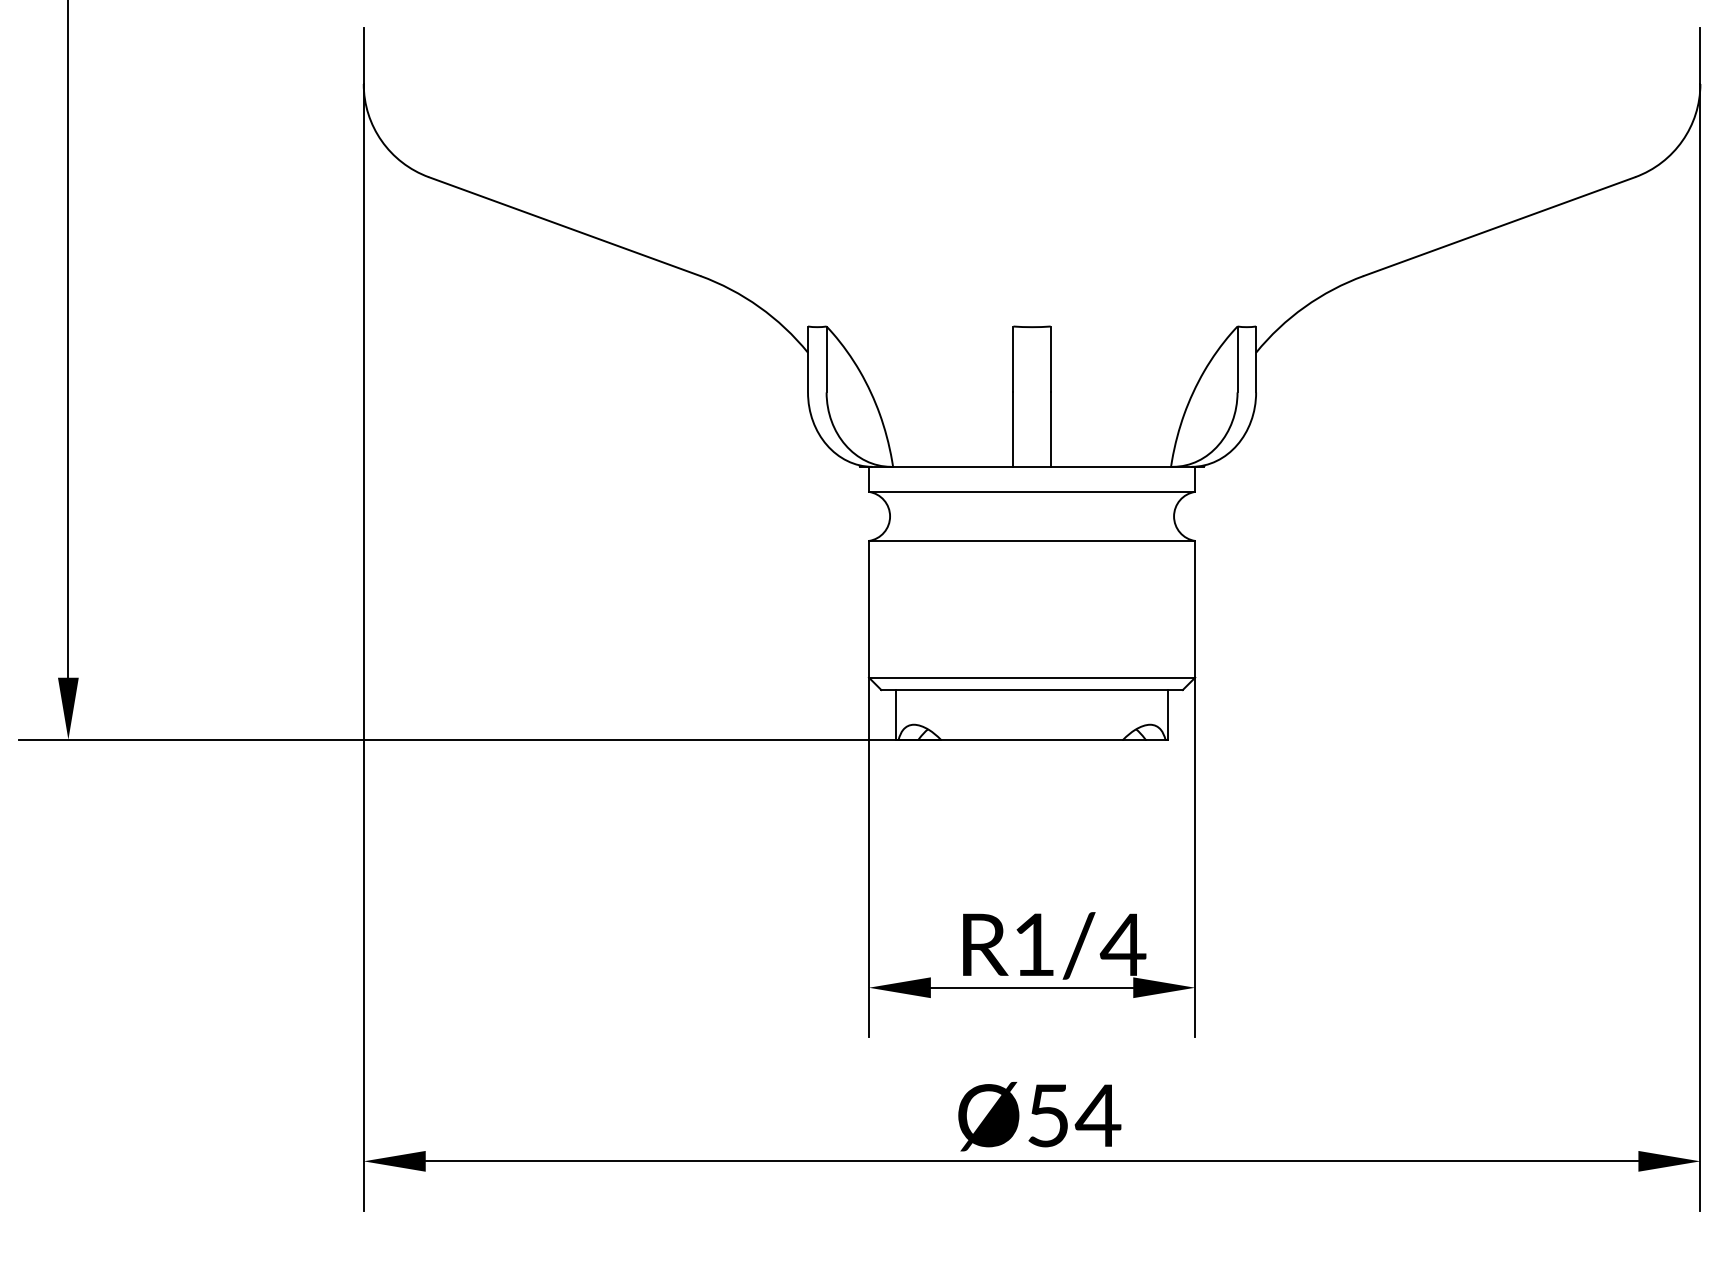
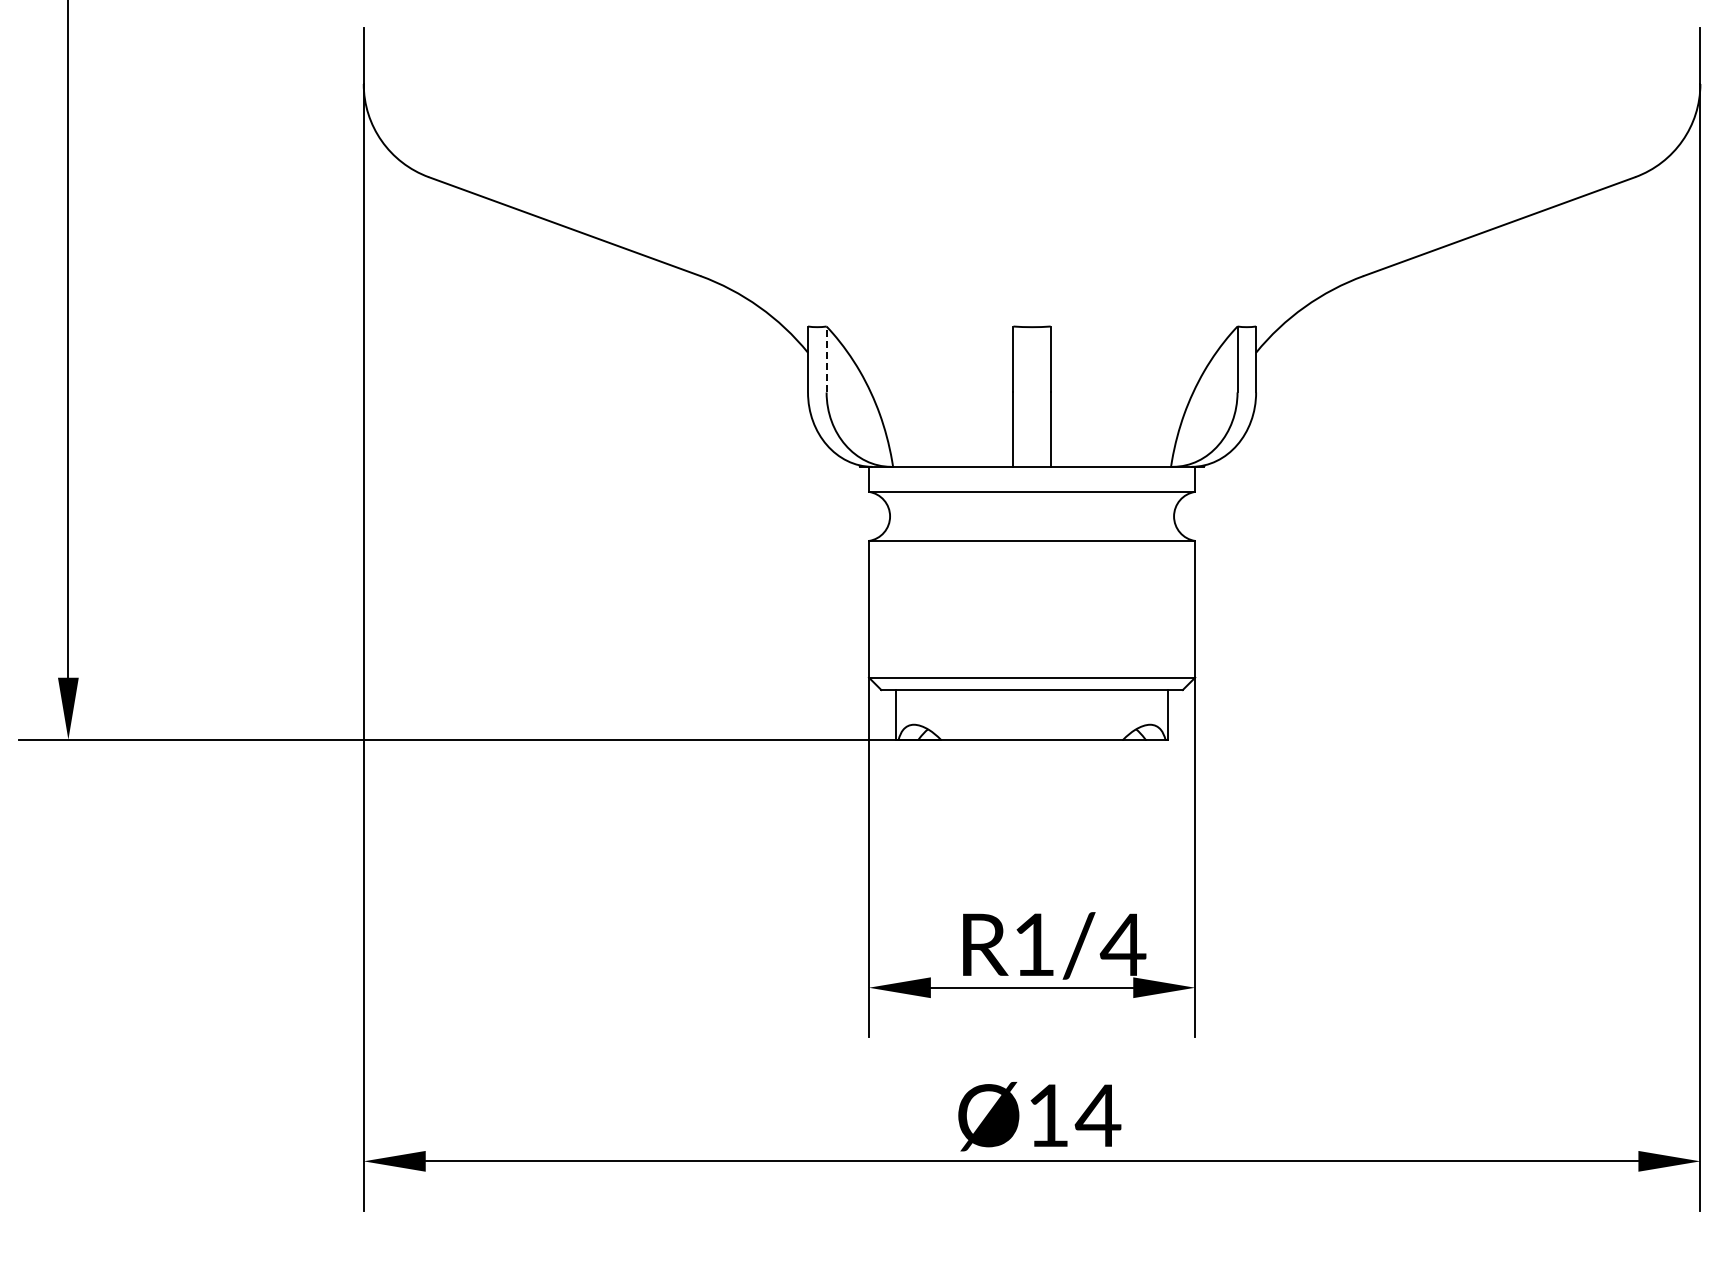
line: solid -> dashed (826, 359)
text: Ø54 -> Ø14 (1047, 1115)
